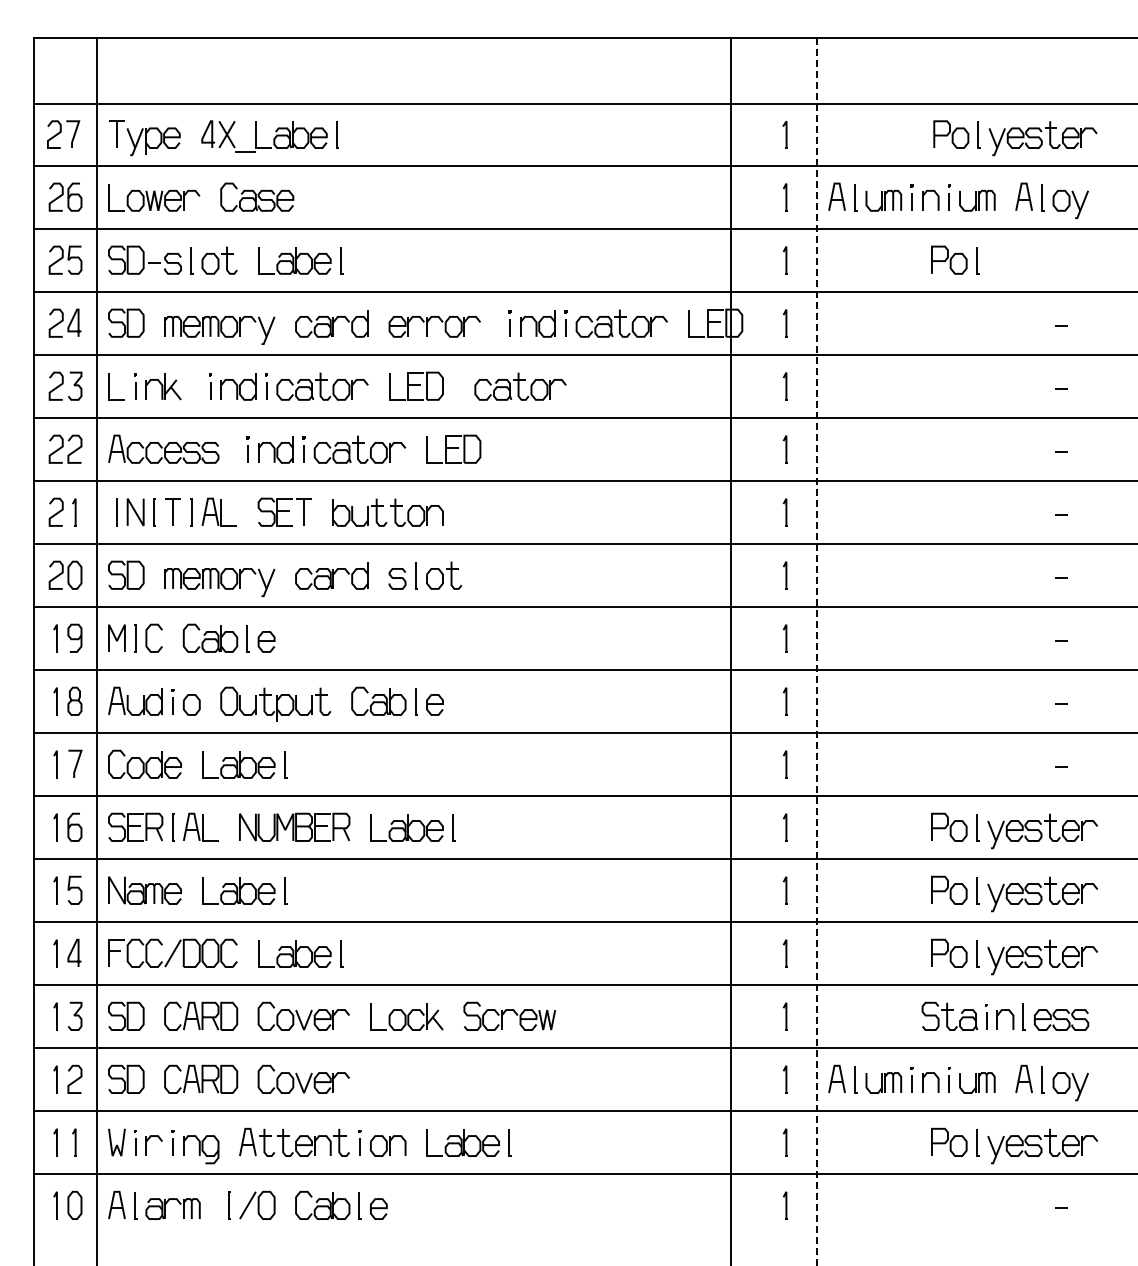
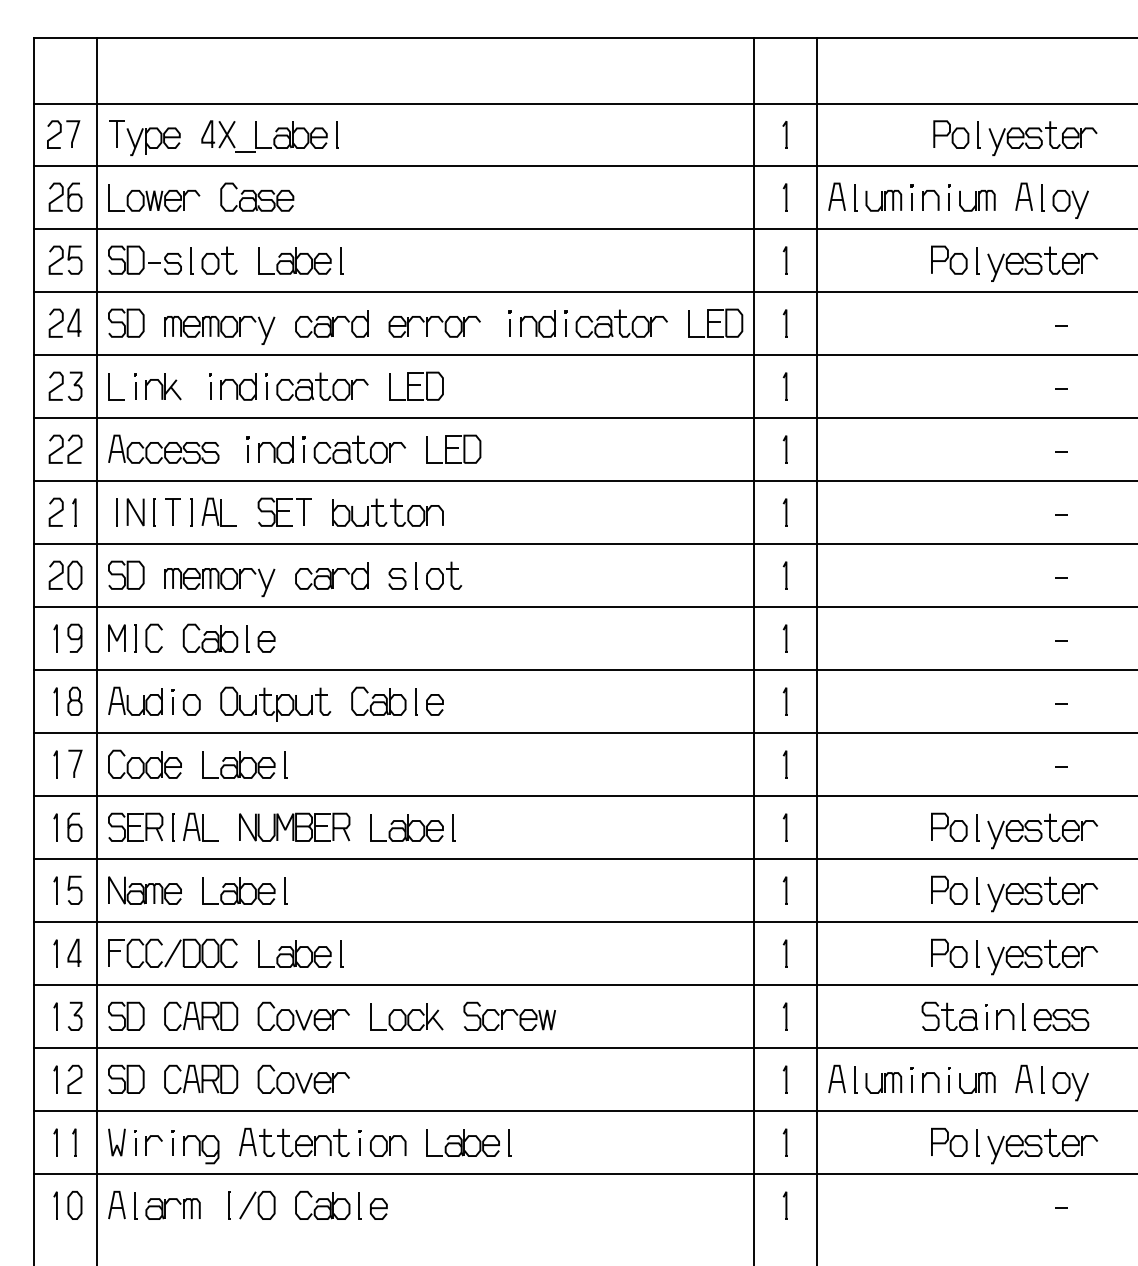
part: none -> present (1042, 263)
part: present -> none (520, 386)
line position: (731, 649) -> (754, 649) (754, 649)
line: dashed -> solid (816, 651)
